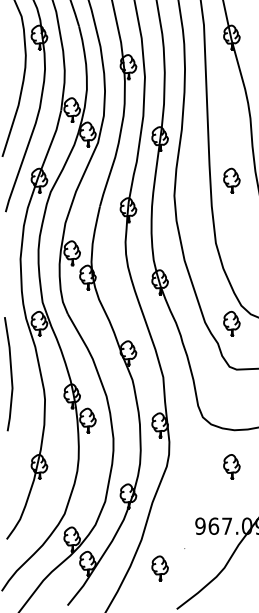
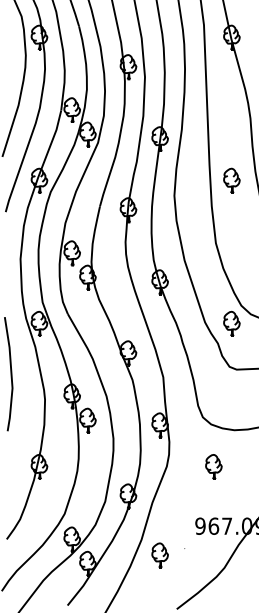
part position: (231, 466) -> (213, 466) (213, 466)
part position: (159, 568) -> (159, 555) (159, 555)
